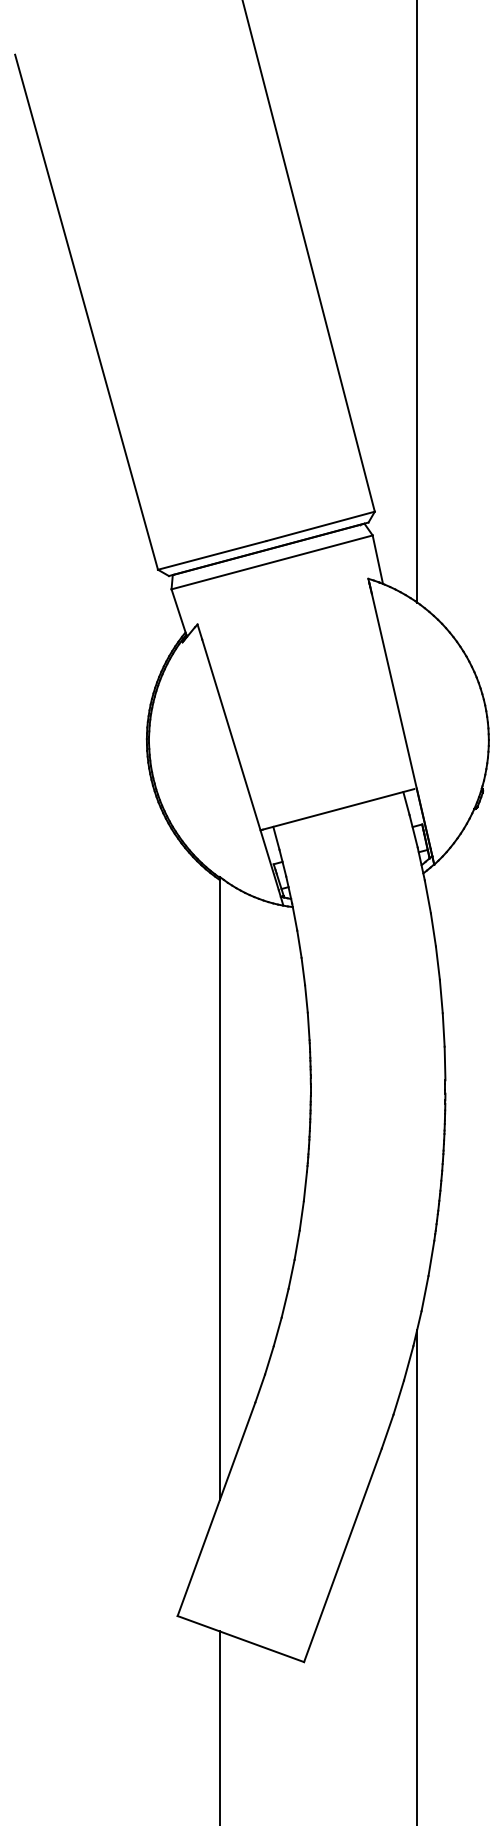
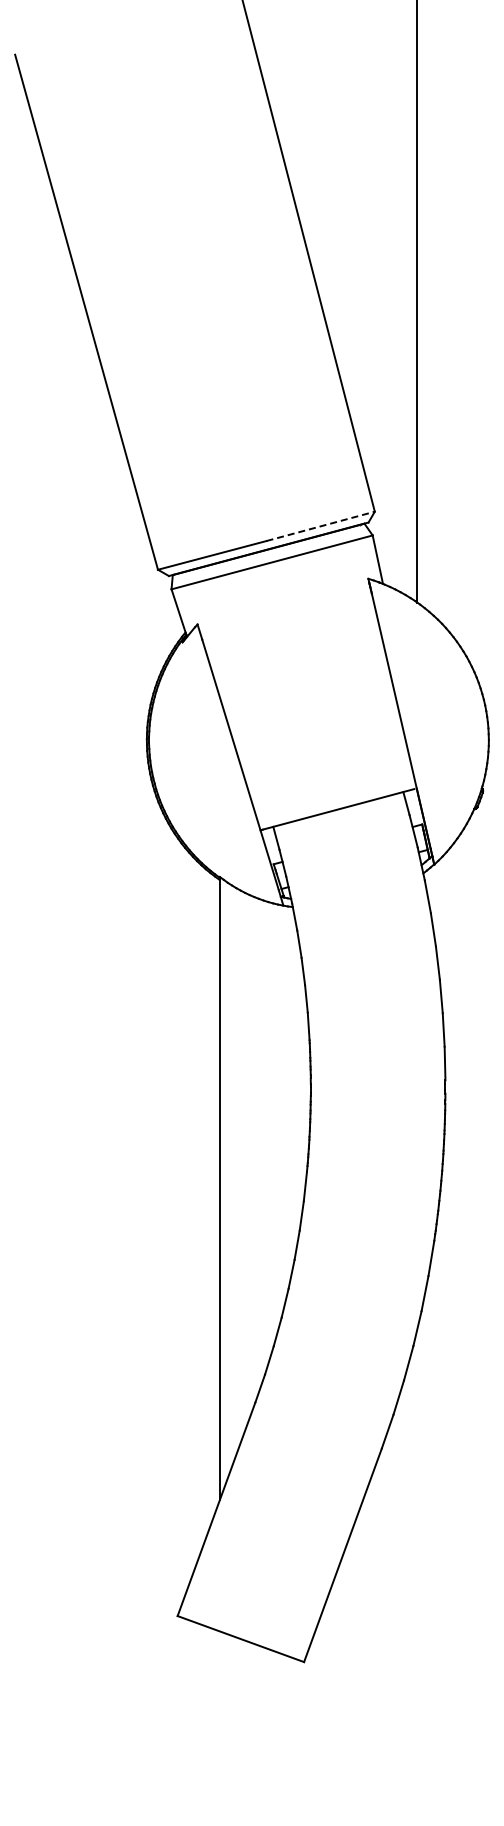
line: solid -> dashed (321, 526)
line: present -> none (417, 1576)
line: present -> none (219, 1726)
